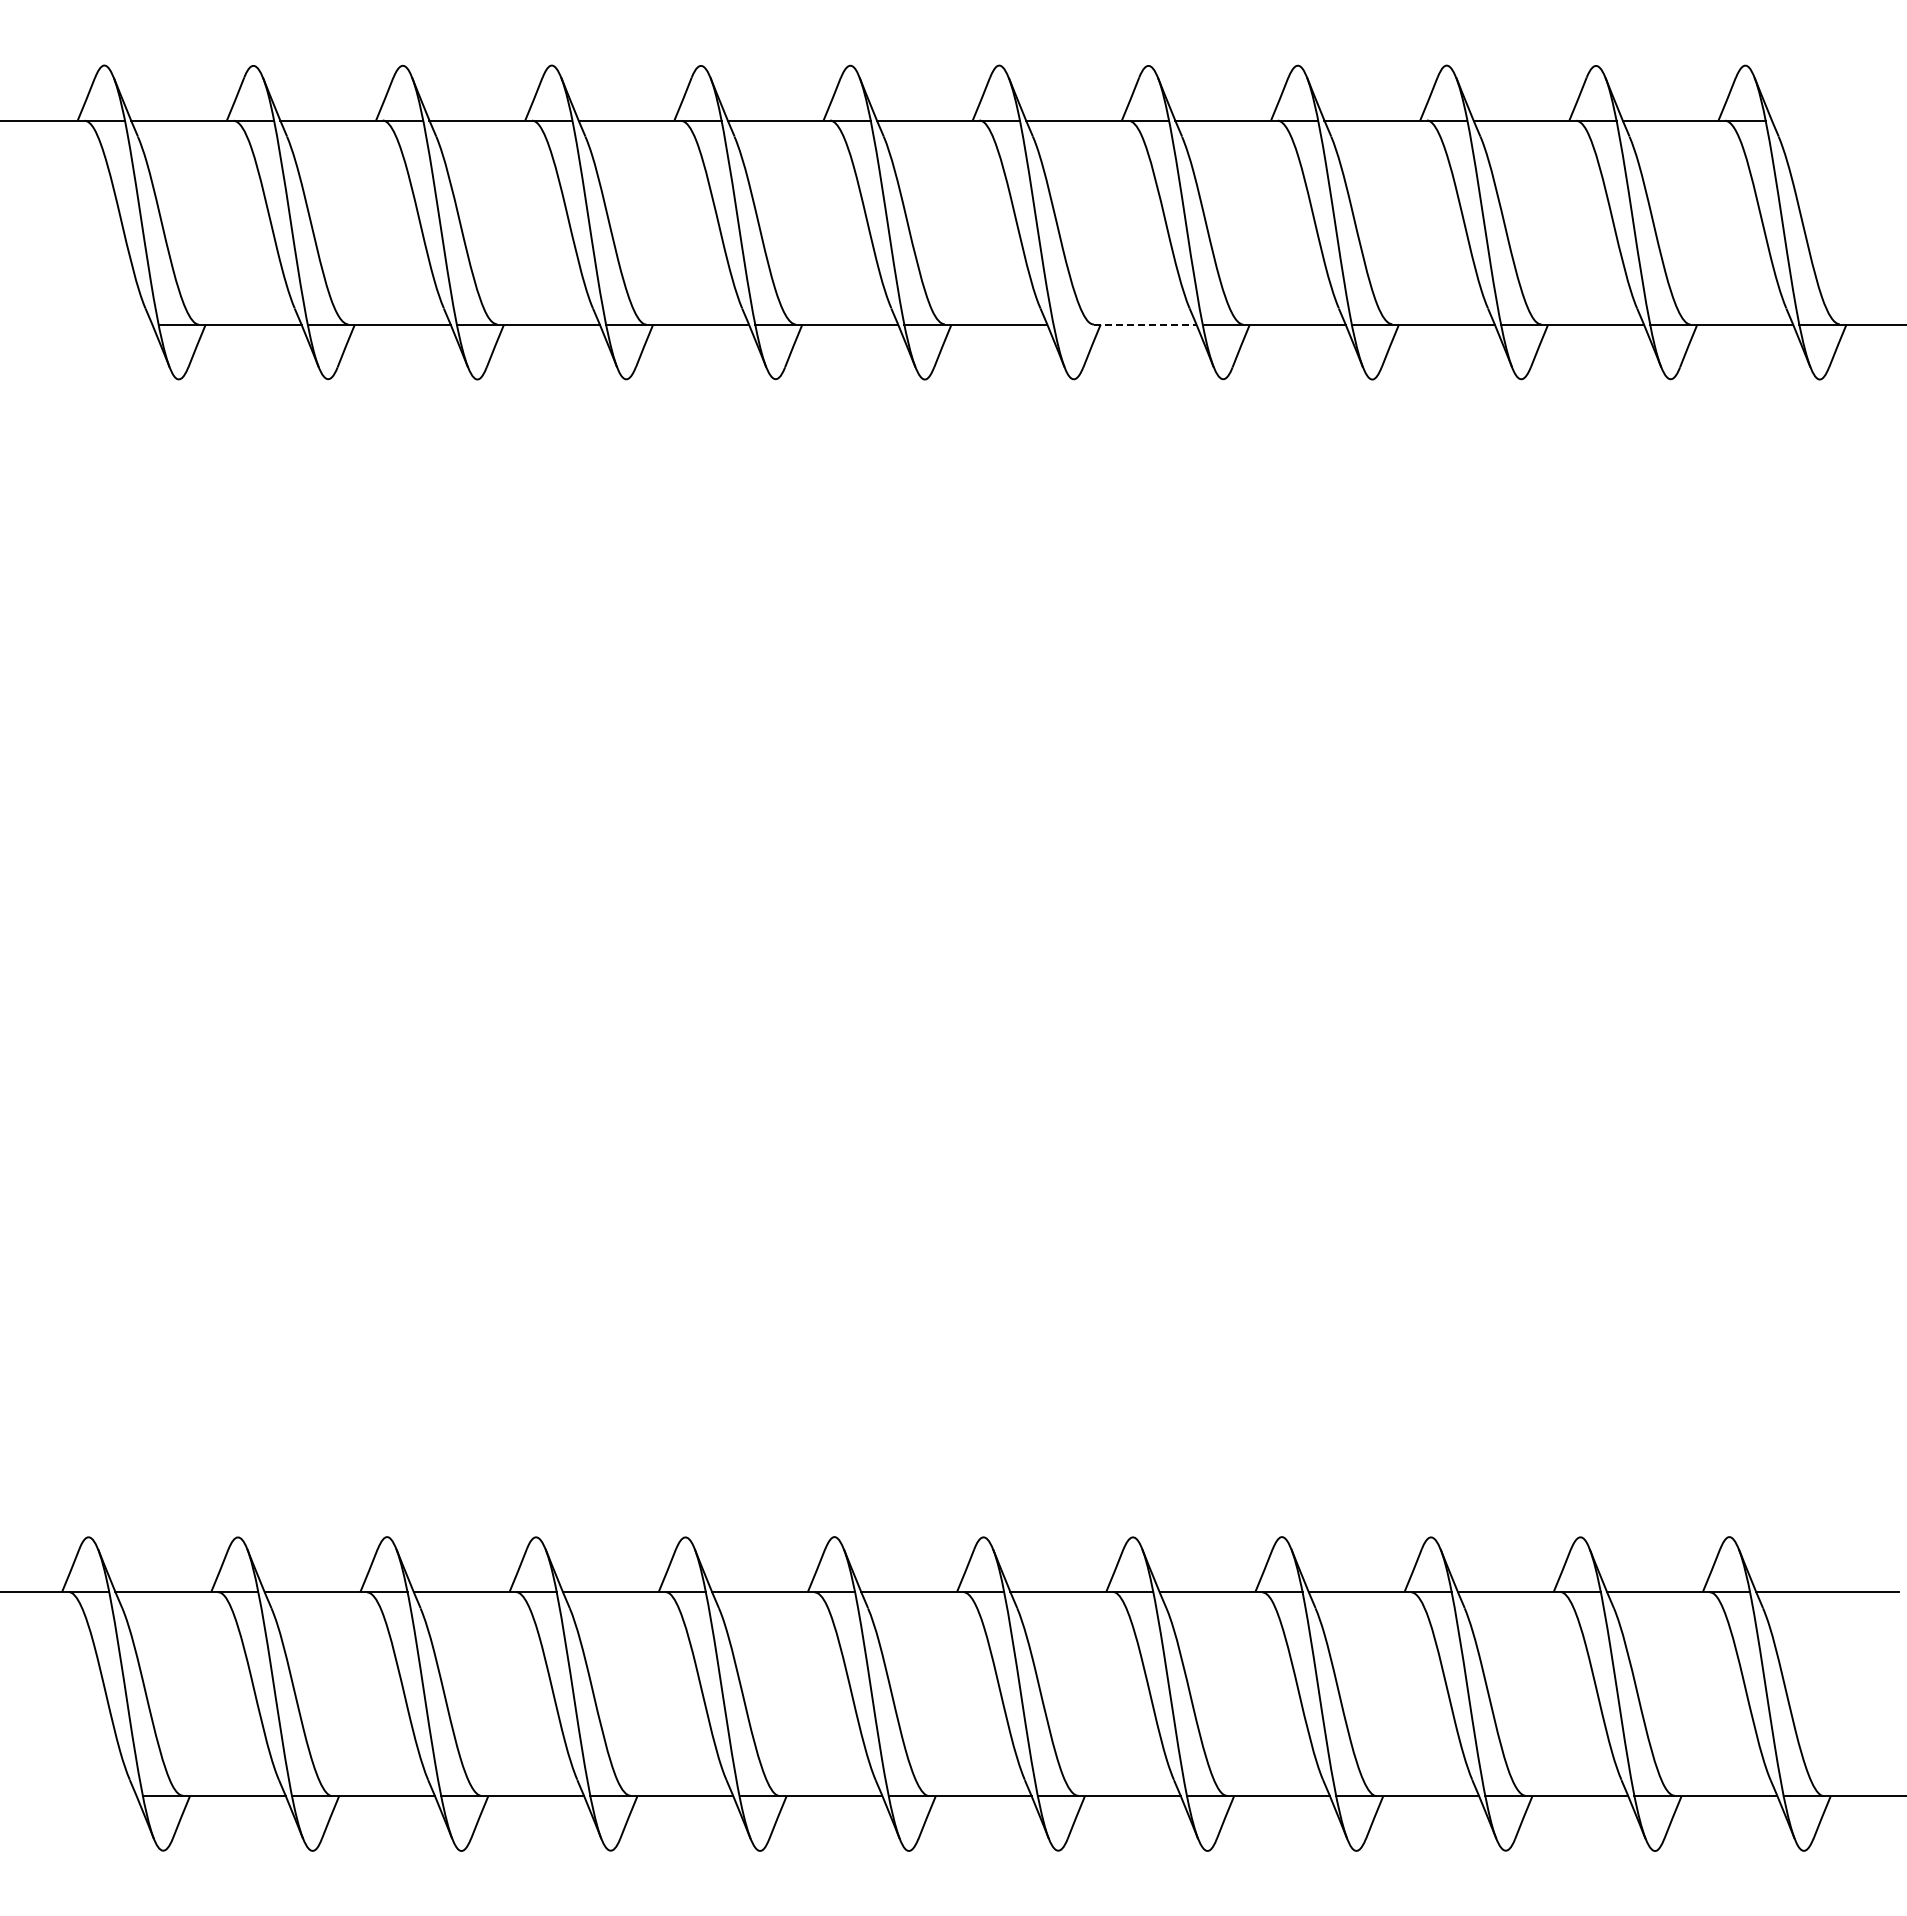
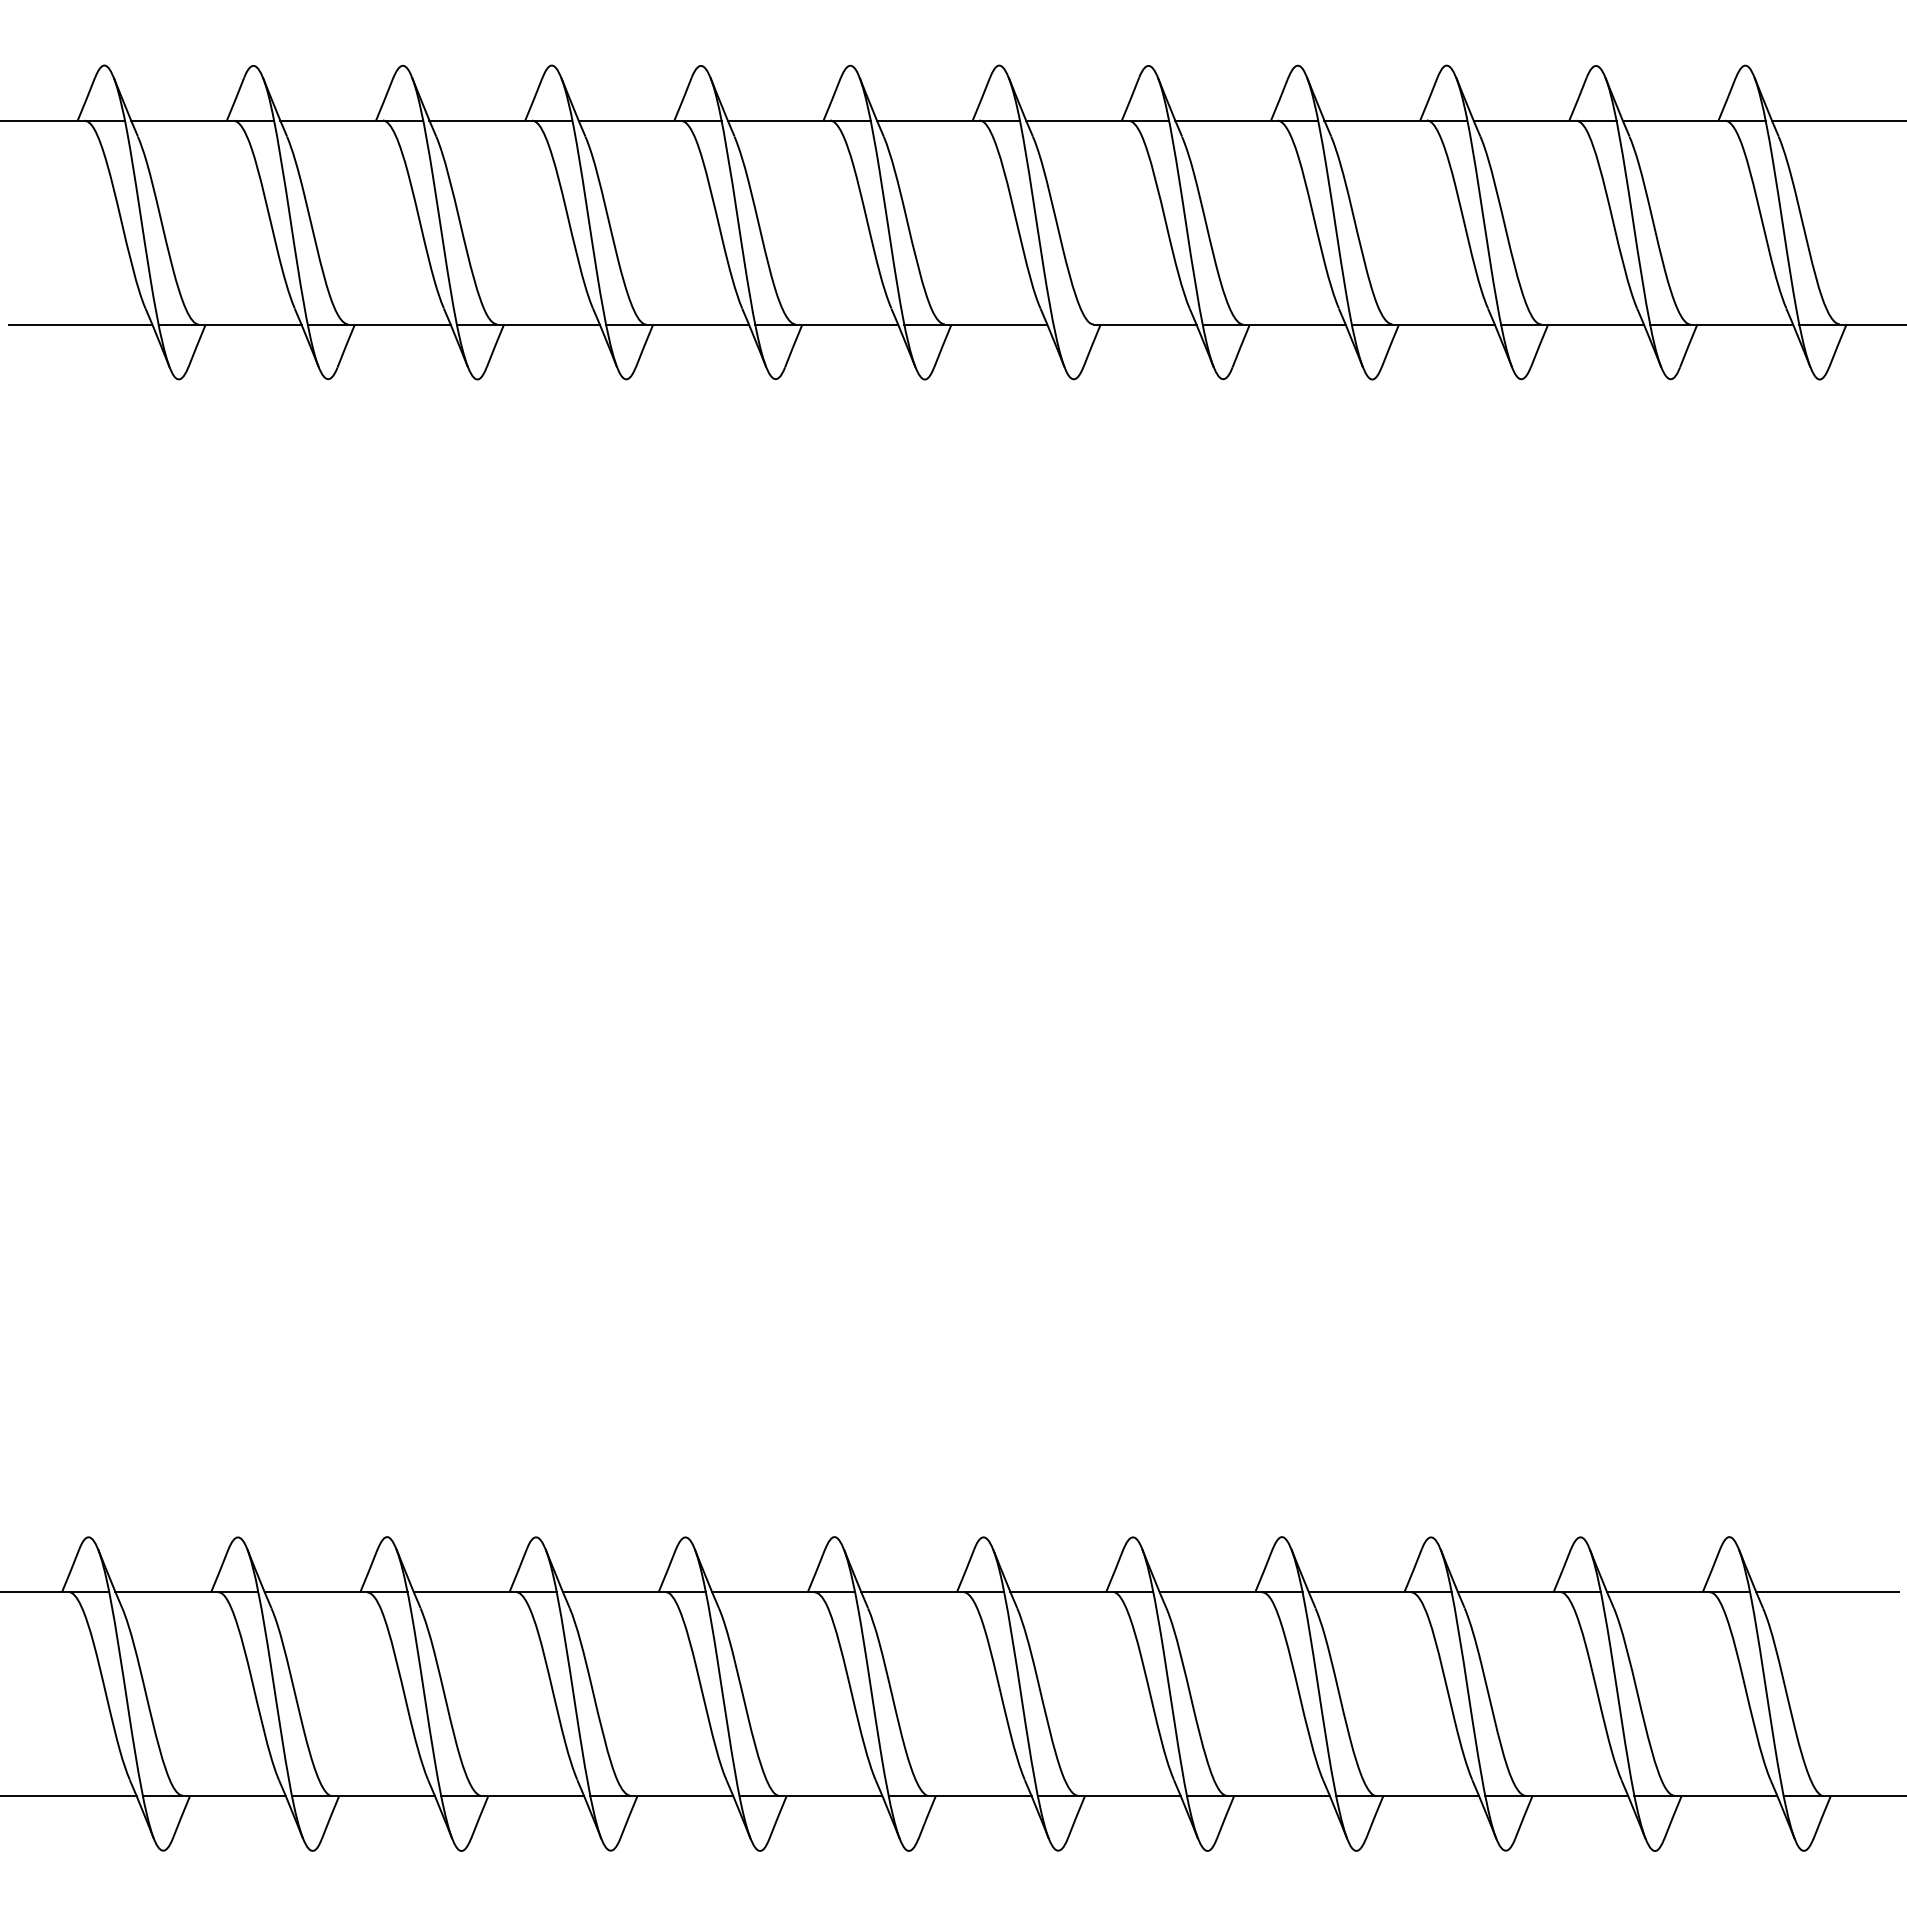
line: none -> present (1837, 120)
line: none -> present (80, 324)
line: dashed -> solid (1145, 324)
line: none -> present (69, 1796)
